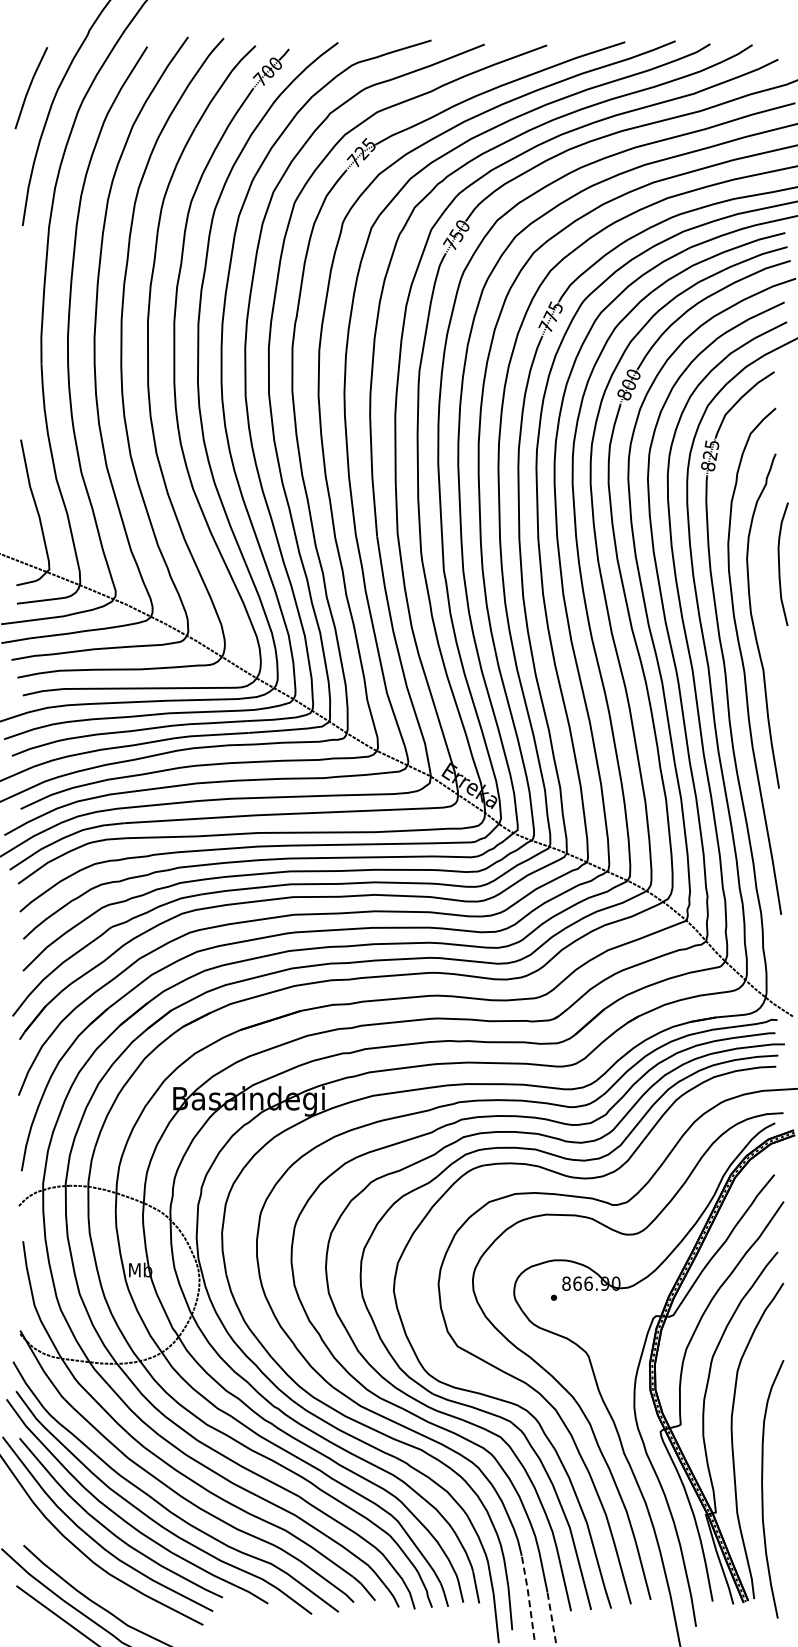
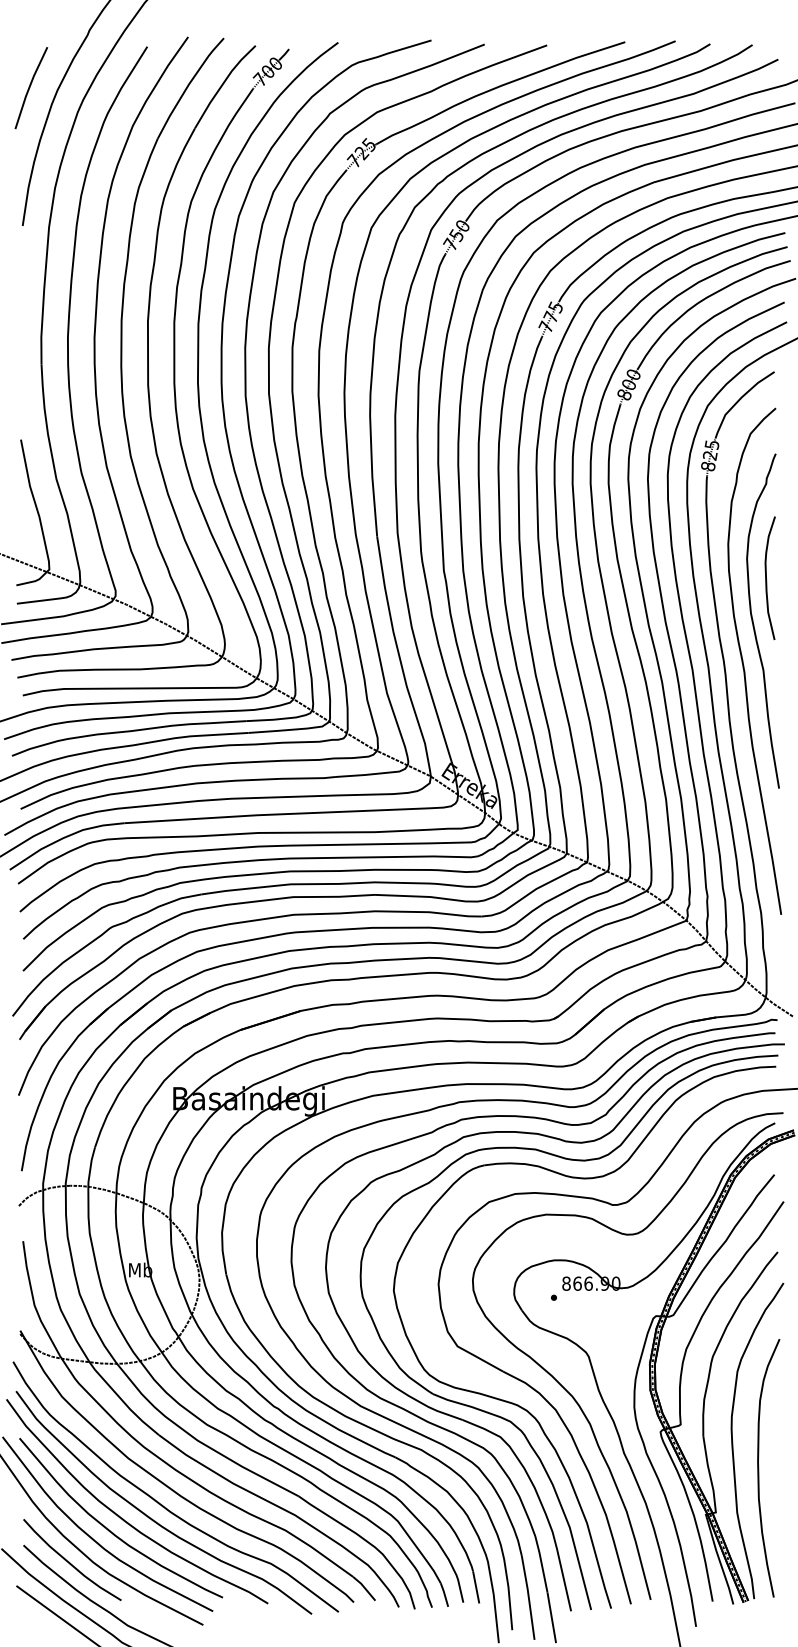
curve position: (779, 563) -> (766, 577) (766, 577)
curve position: (763, 1489) -> (759, 1468) (759, 1468)
curve: none -> present (69, 1561)
line: dashed -> solid (528, 1596)
line: dashed -> solid (551, 1617)
